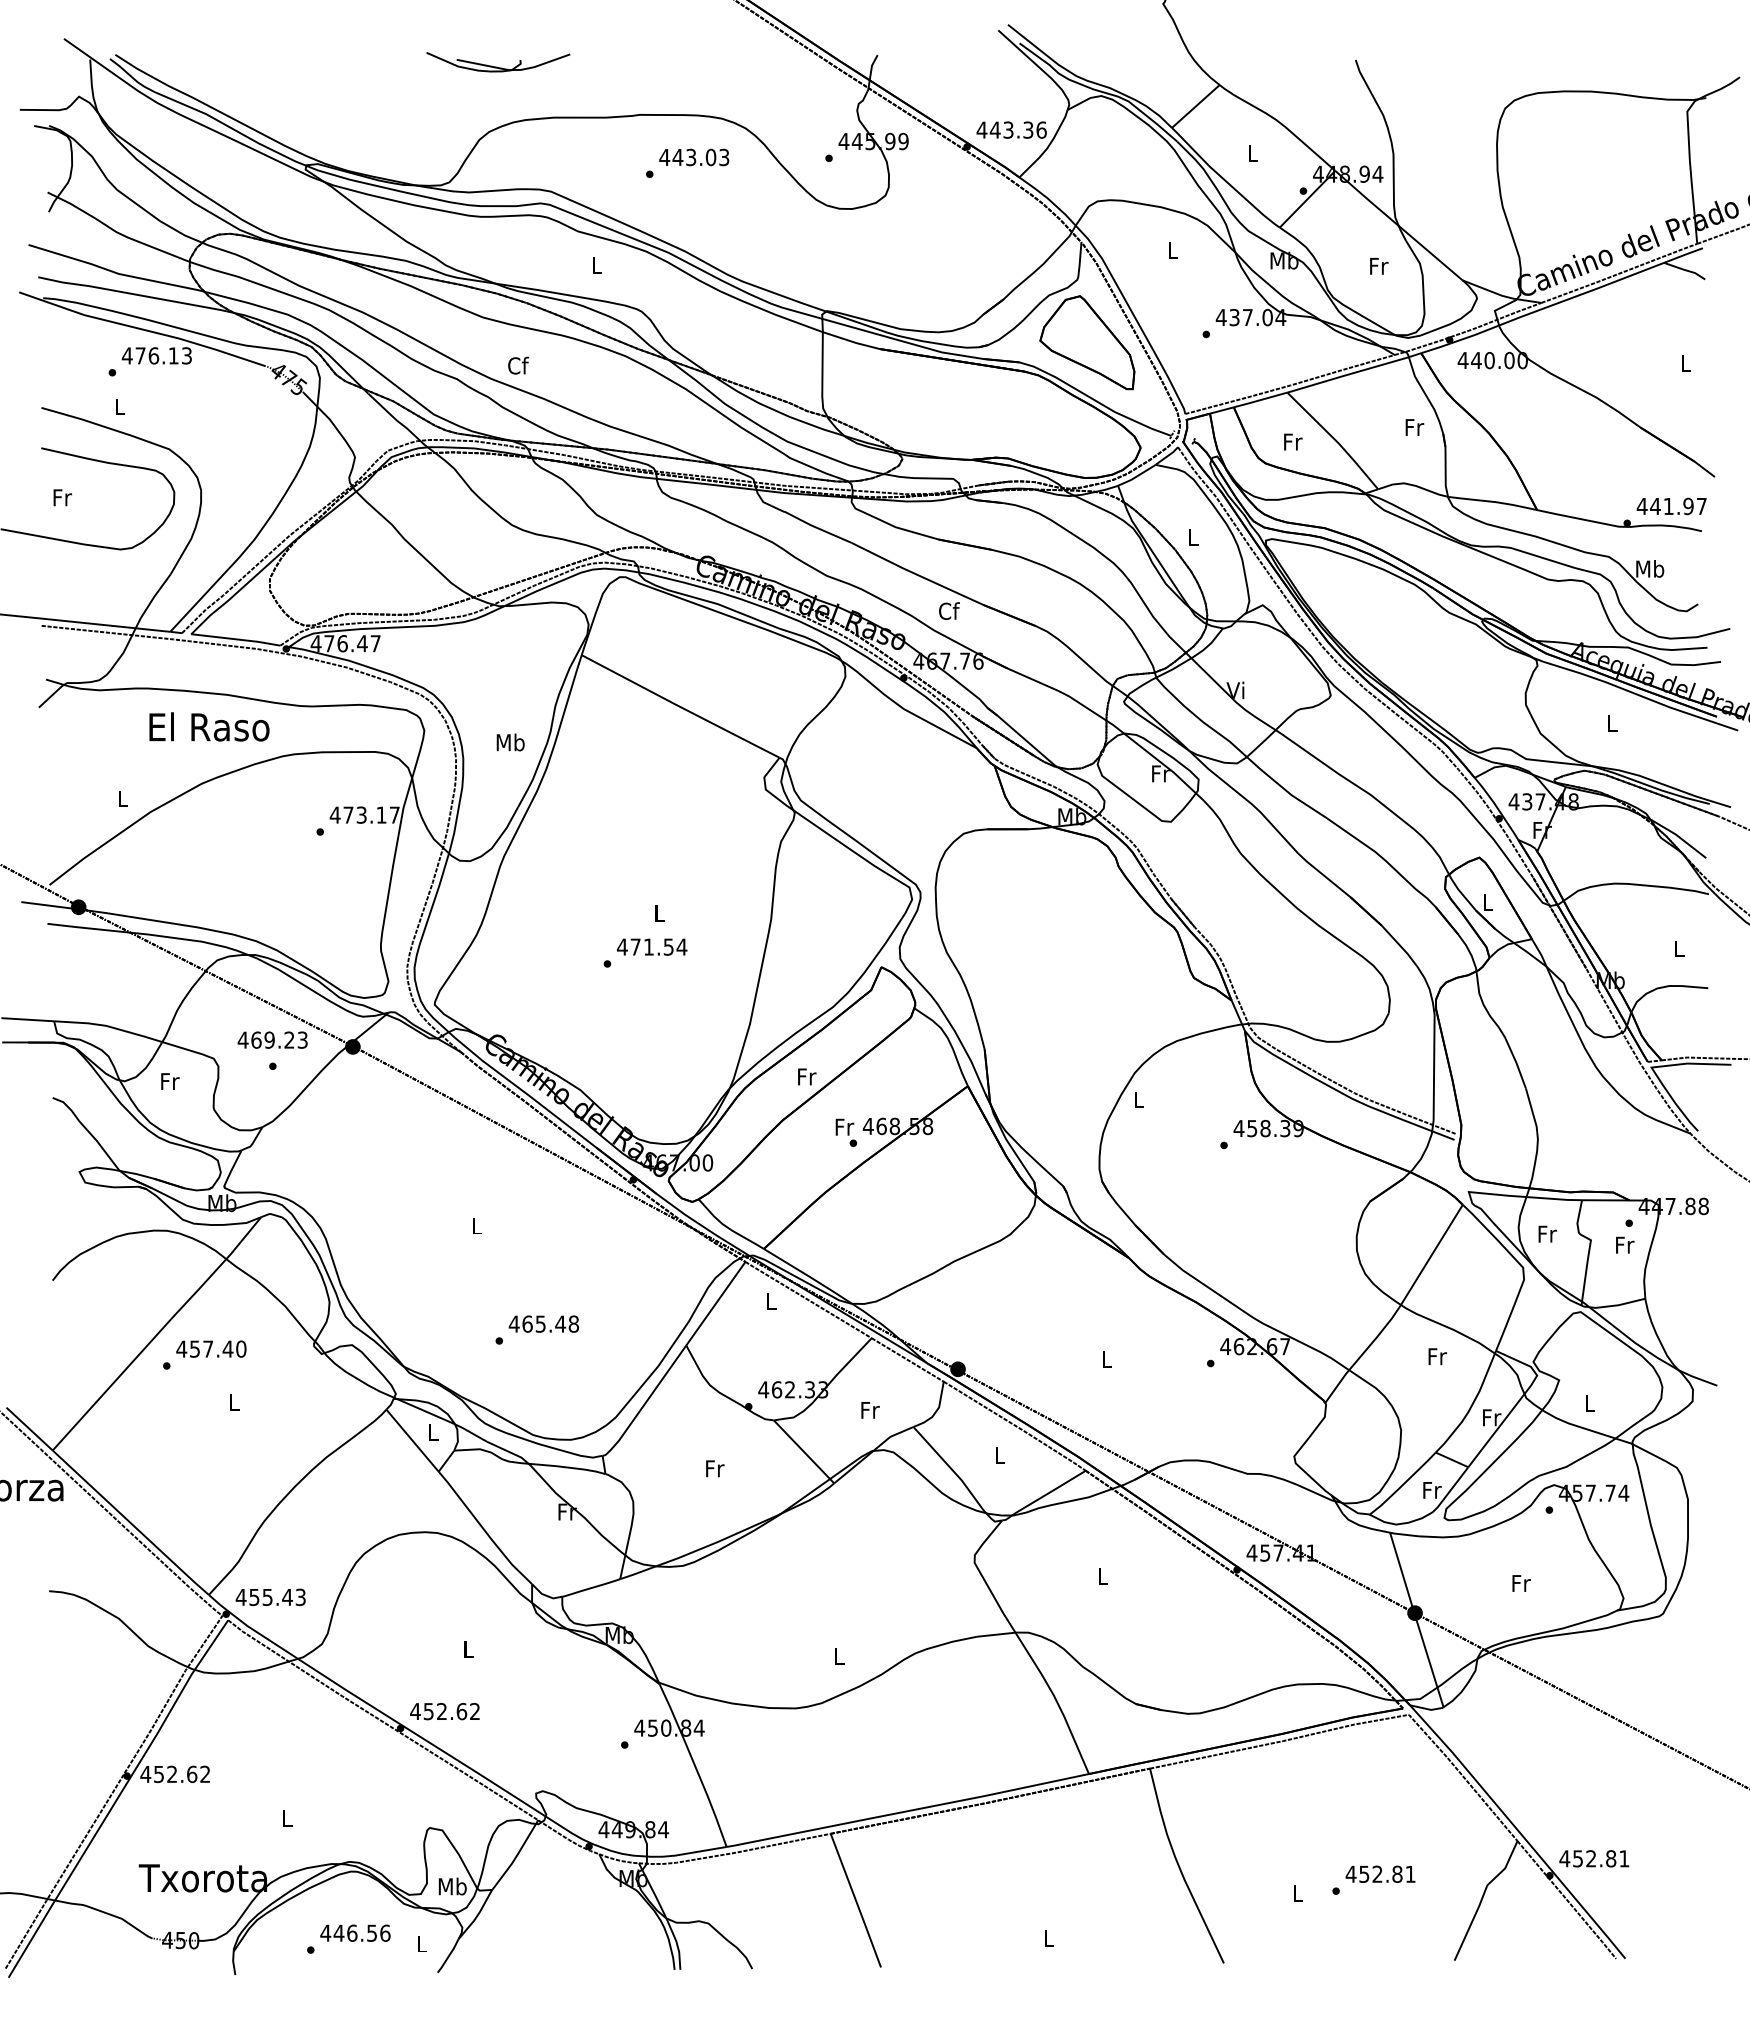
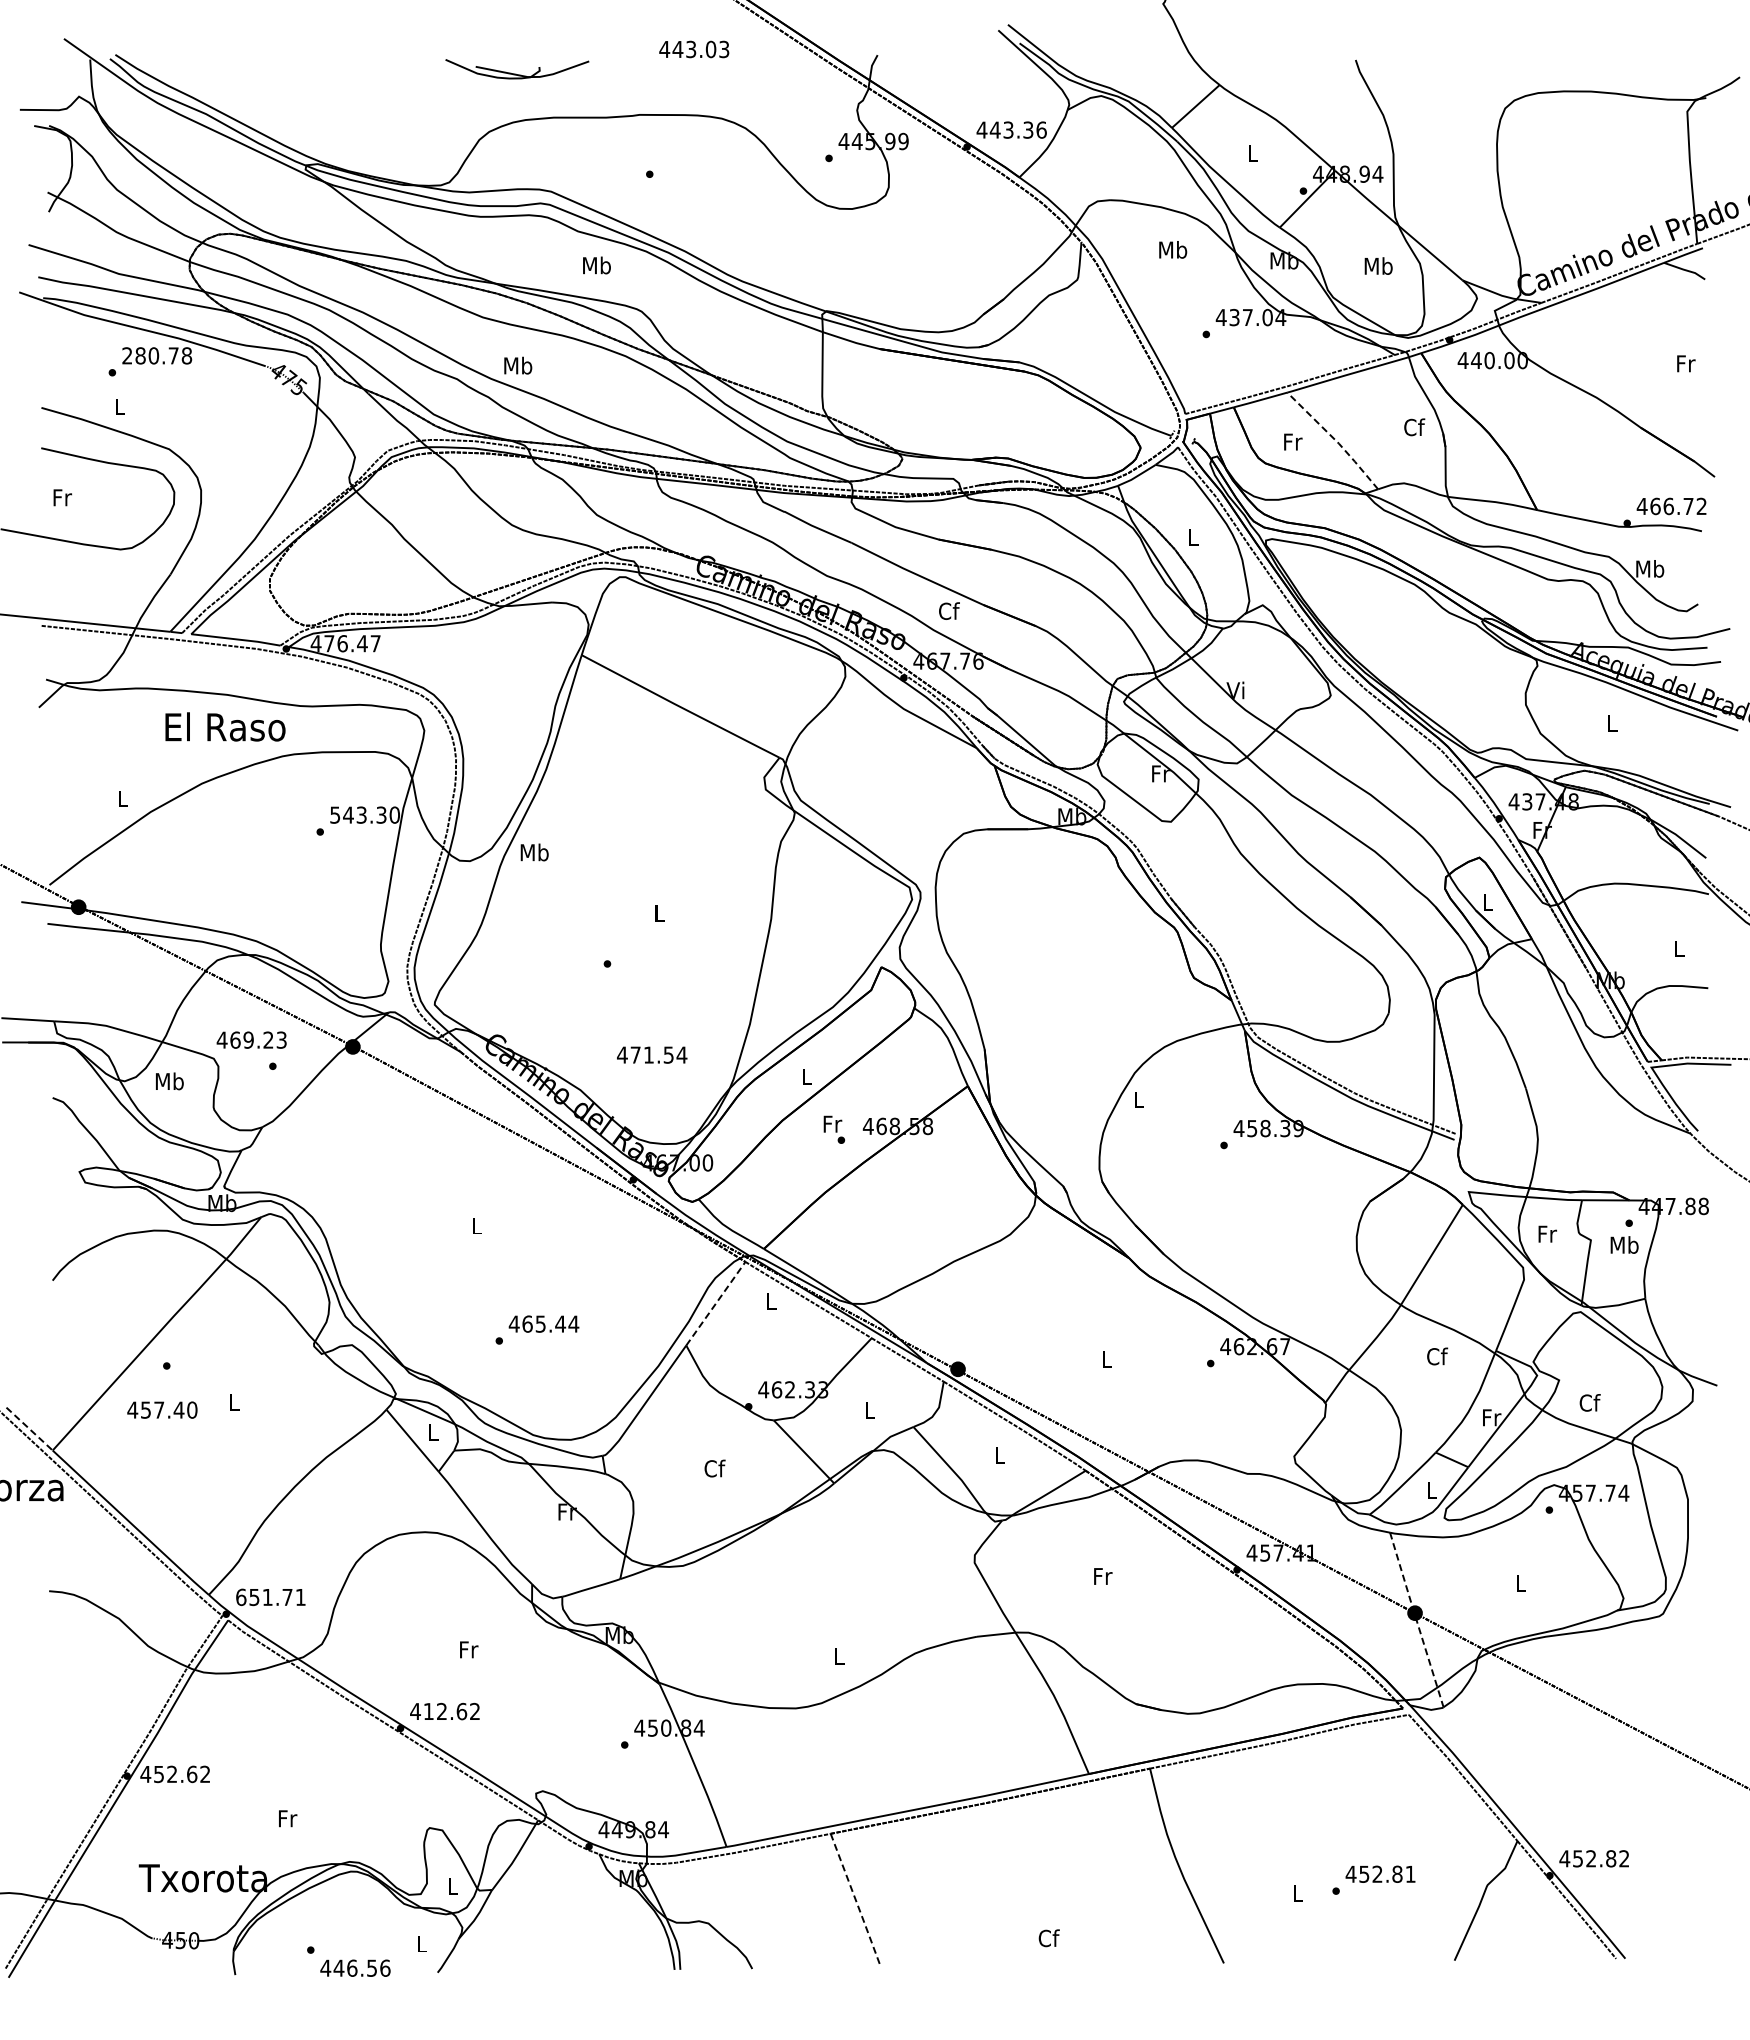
part position: (498, 62) -> (517, 69) (517, 69)
text position: (694, 157) -> (694, 49) (694, 49)
text: L -> Mb (1173, 249)
text: L -> Mb (596, 265)
text: Fr -> Mb (1378, 265)
part: present -> none (1087, 342)
text: 476.13 -> 280.78 (156, 355)
text: L -> Fr (1686, 363)
text: Cf -> Mb (518, 365)
text: Fr -> Cf (1414, 427)
line: solid -> dashed (1335, 440)
text: 441.97 -> 466.72 (1678, 506)
text position: (209, 726) -> (225, 726) (225, 726)
text position: (510, 742) -> (534, 852) (534, 852)
text: 473.17 -> 543.30 (364, 814)
text position: (652, 946) -> (652, 1054) (652, 1054)
text position: (272, 1039) -> (251, 1039) (251, 1039)
text: Fr -> L (807, 1076)
text: Fr -> Mb (169, 1081)
text position: (846, 1132) -> (834, 1129) (834, 1129)
text: Fr -> Mb (1624, 1244)
line: solid -> dashed (716, 1303)
text: 465.48 -> 465.44 (573, 1323)
text position: (211, 1348) -> (162, 1409) (162, 1409)
text: Fr -> Cf (1437, 1356)
text: L -> Cf (1589, 1402)
text: Fr -> L (870, 1410)
line: solid -> dashed (30, 1429)
text: Fr -> Cf (714, 1468)
text: Fr -> L (1432, 1490)
text: L -> Fr (1103, 1576)
text: Fr -> L (1521, 1583)
text: 455.43 -> 651.71 (270, 1597)
line: solid -> dashed (1416, 1619)
text: L -> Fr (469, 1649)
text: 452.62 -> 412.62 (428, 1711)
text: L -> Fr (288, 1818)
text: 452.81 -> 452.82 (1624, 1858)
text: Mb -> L (452, 1886)
line: solid -> dashed (856, 1901)
text position: (355, 1932) -> (355, 1967) (355, 1967)
text: L -> Cf (1048, 1938)
